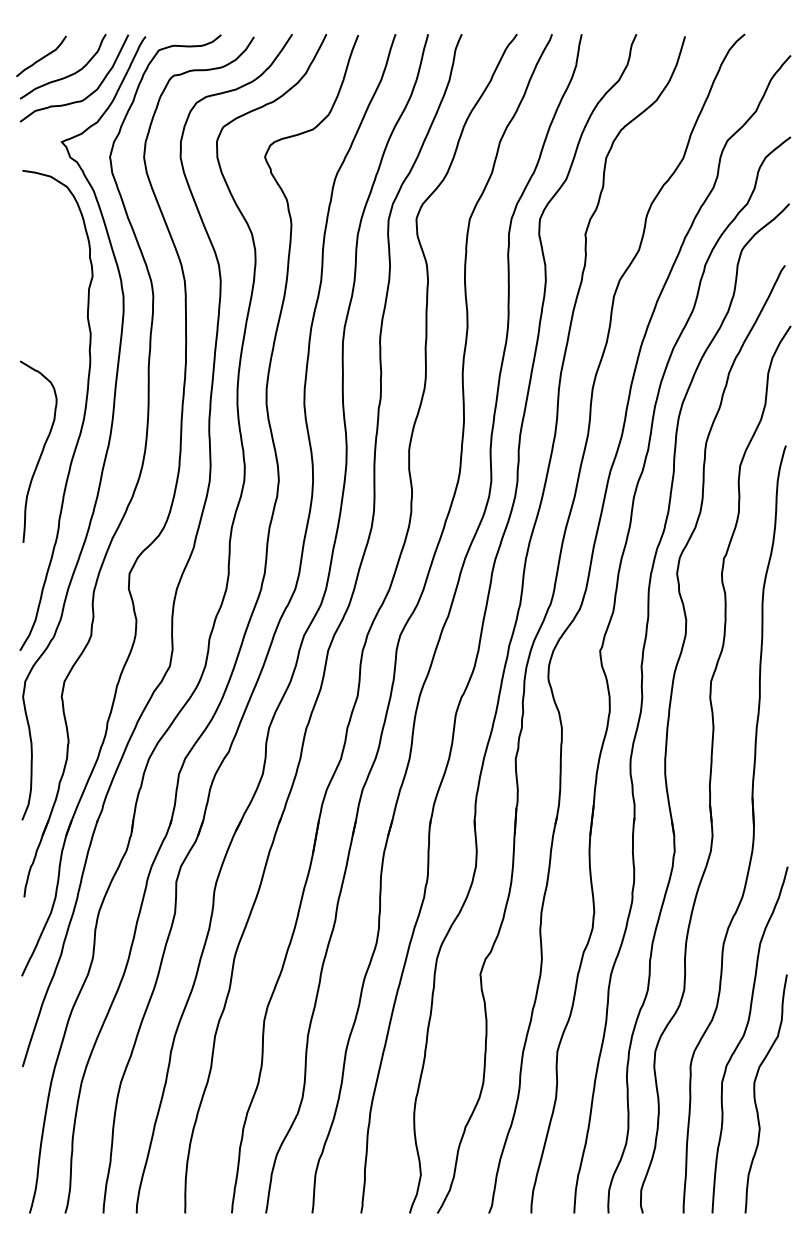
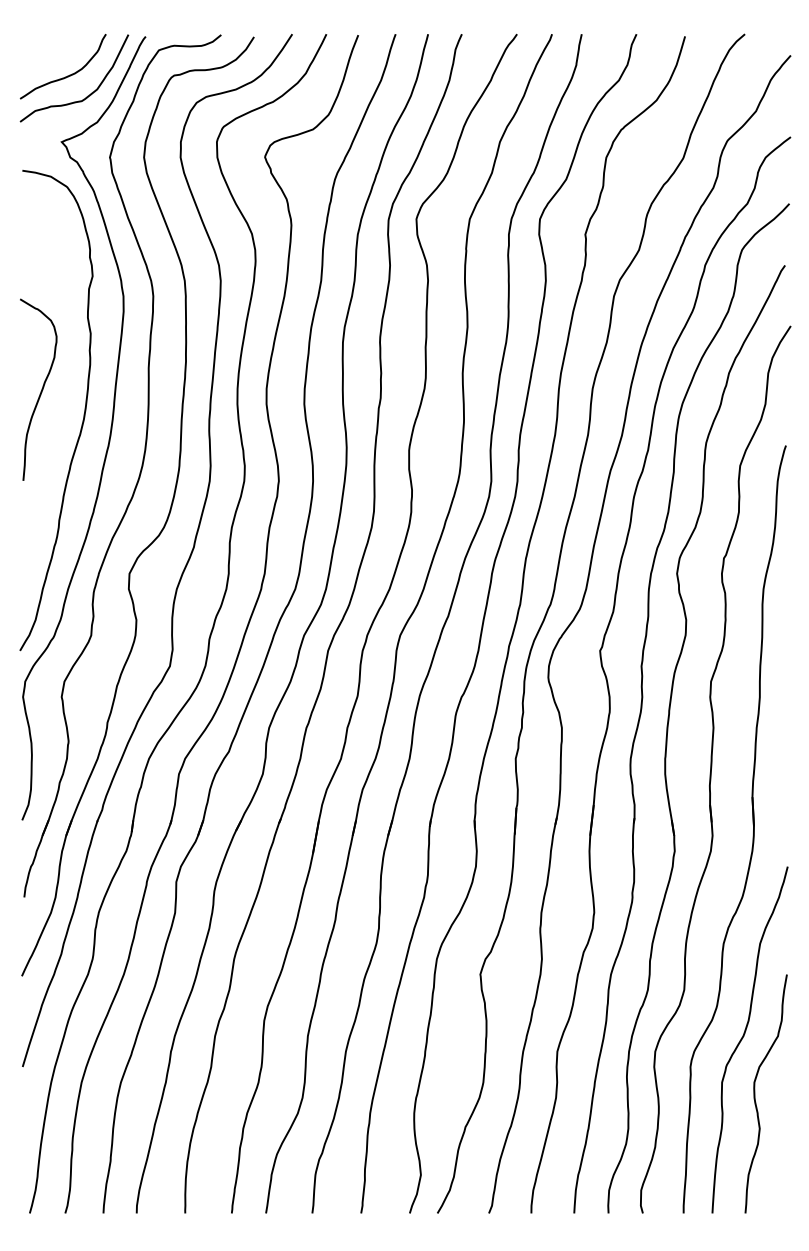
curve: present -> none (41, 57)
curve position: (40, 453) -> (40, 391) (40, 391)
